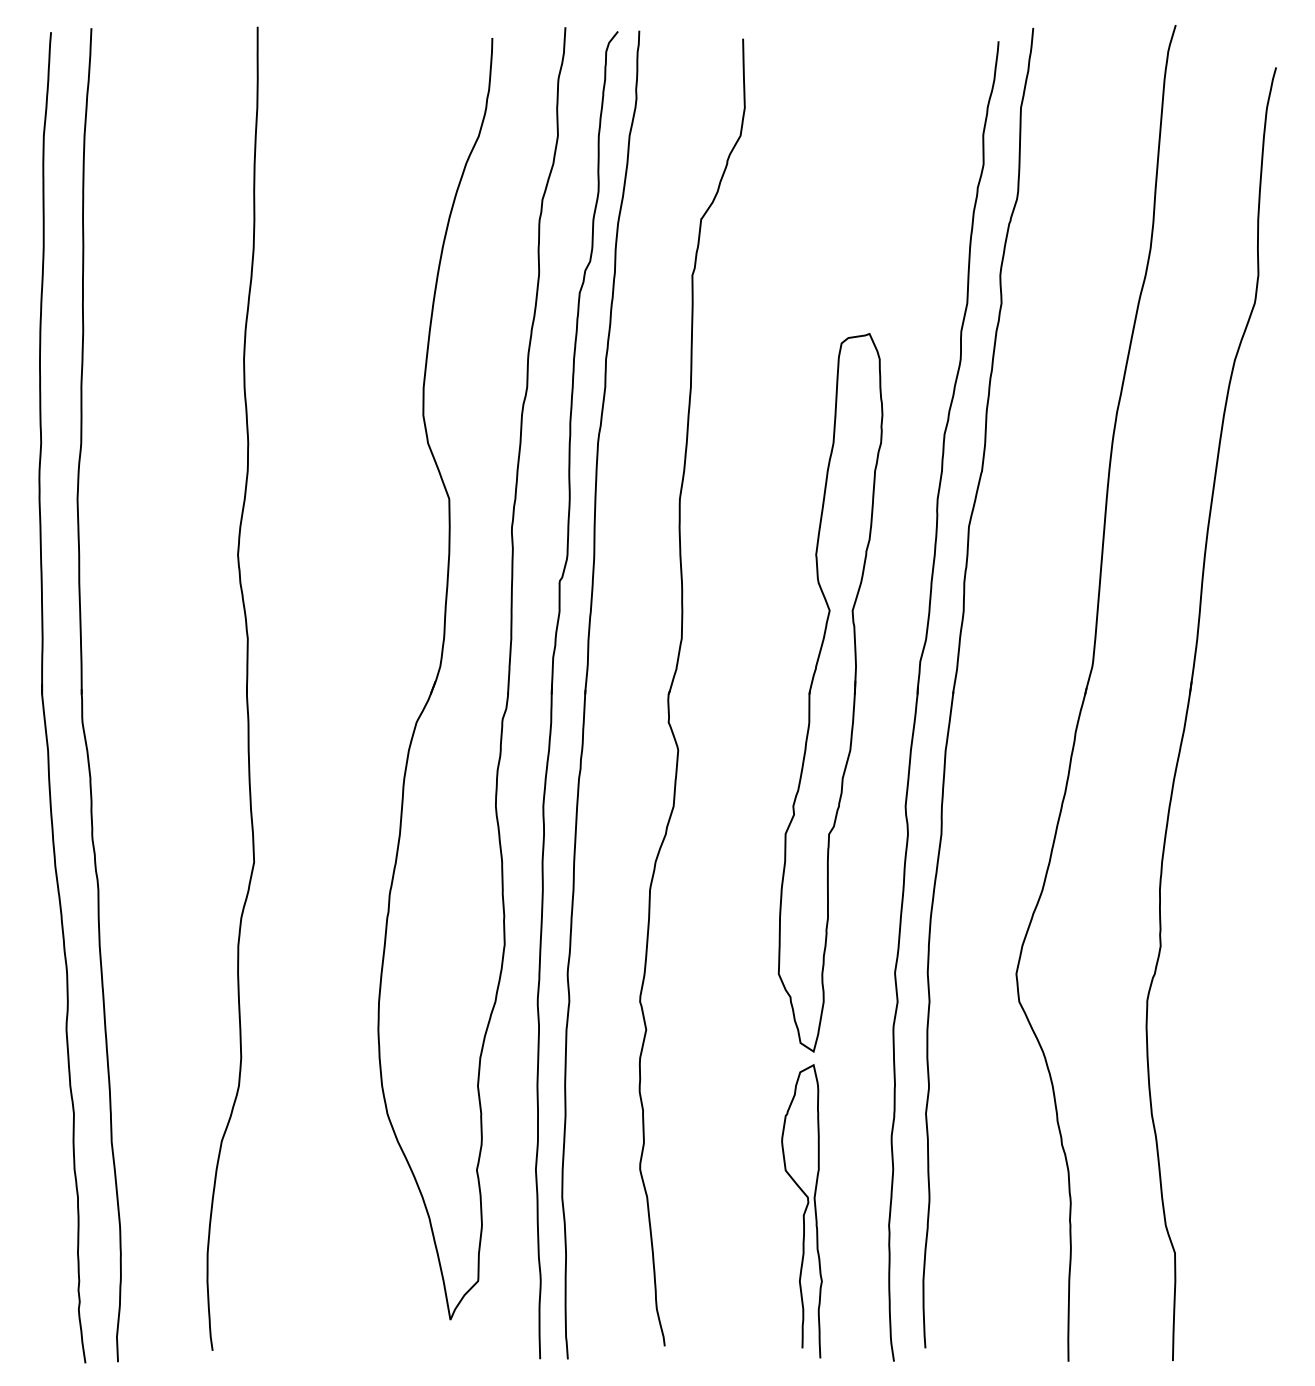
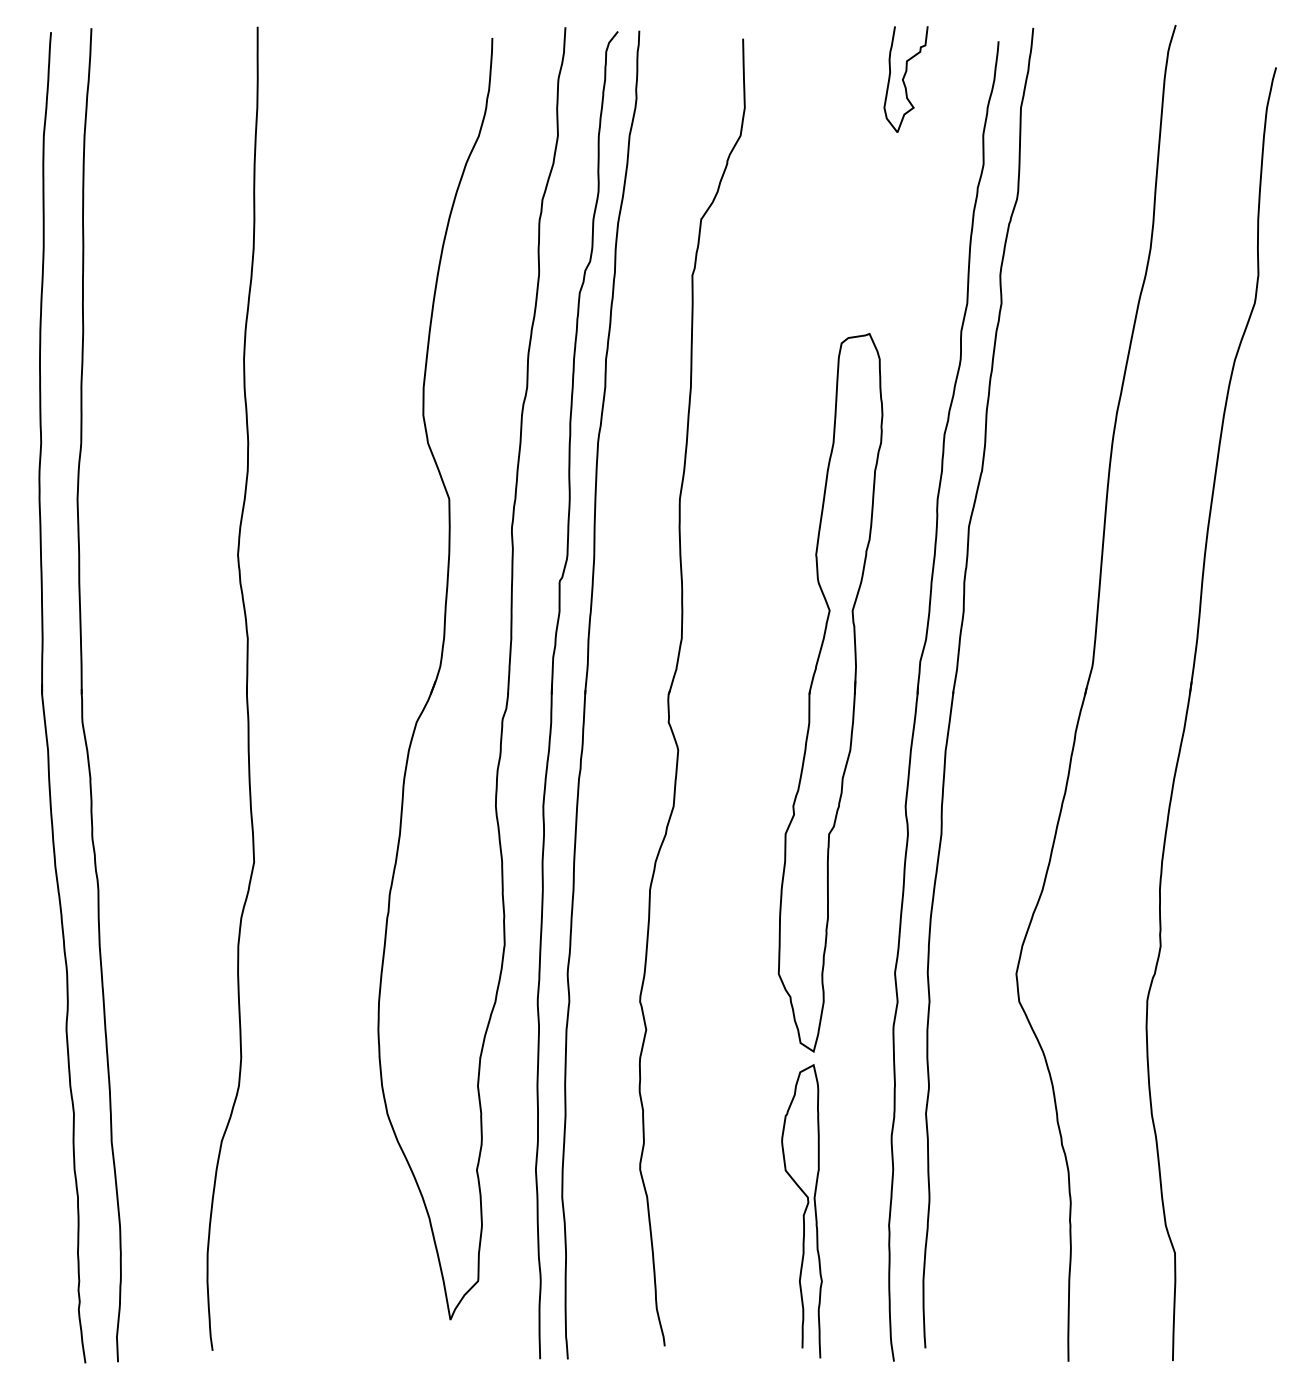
curve: none -> present (904, 78)
